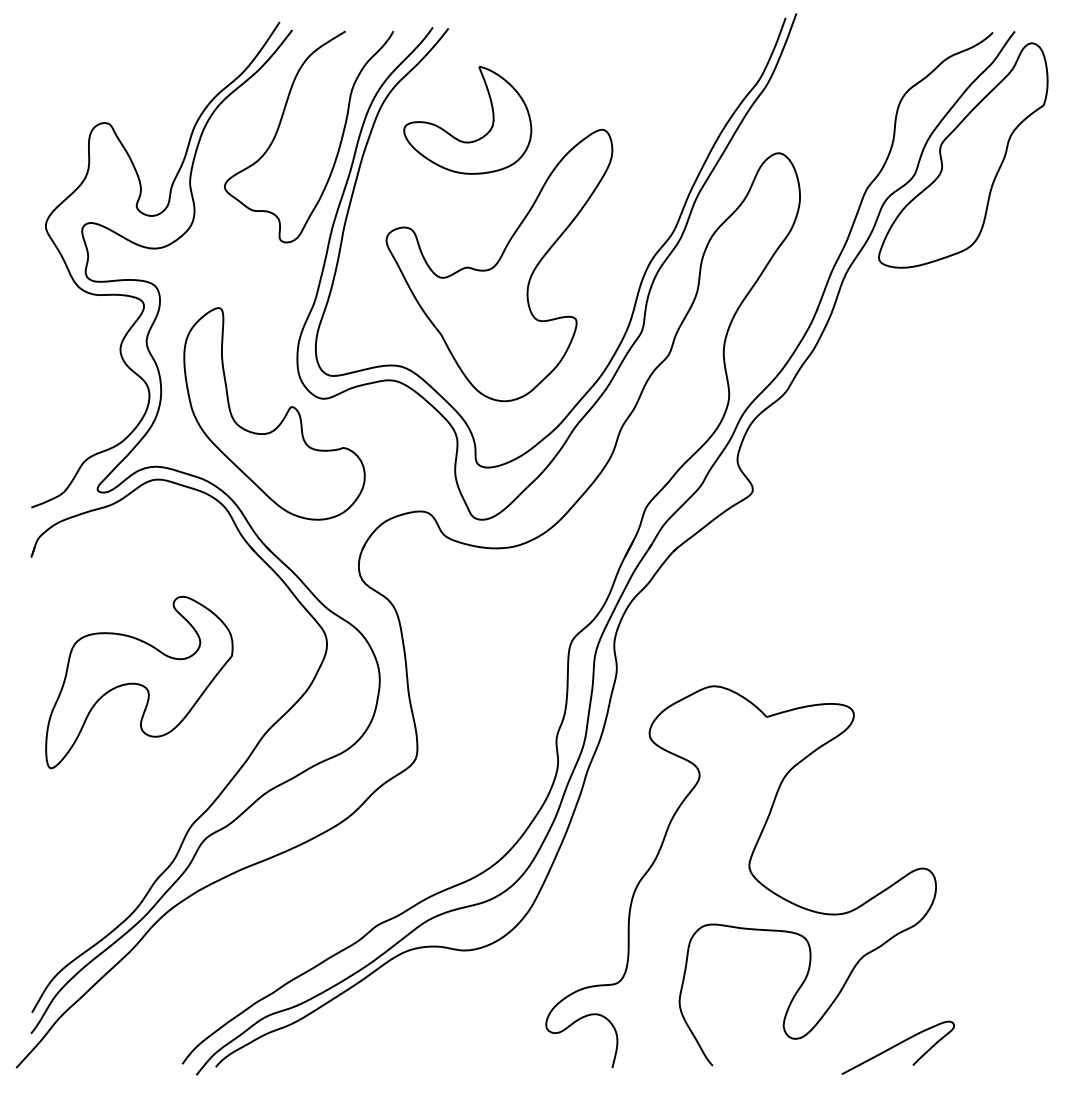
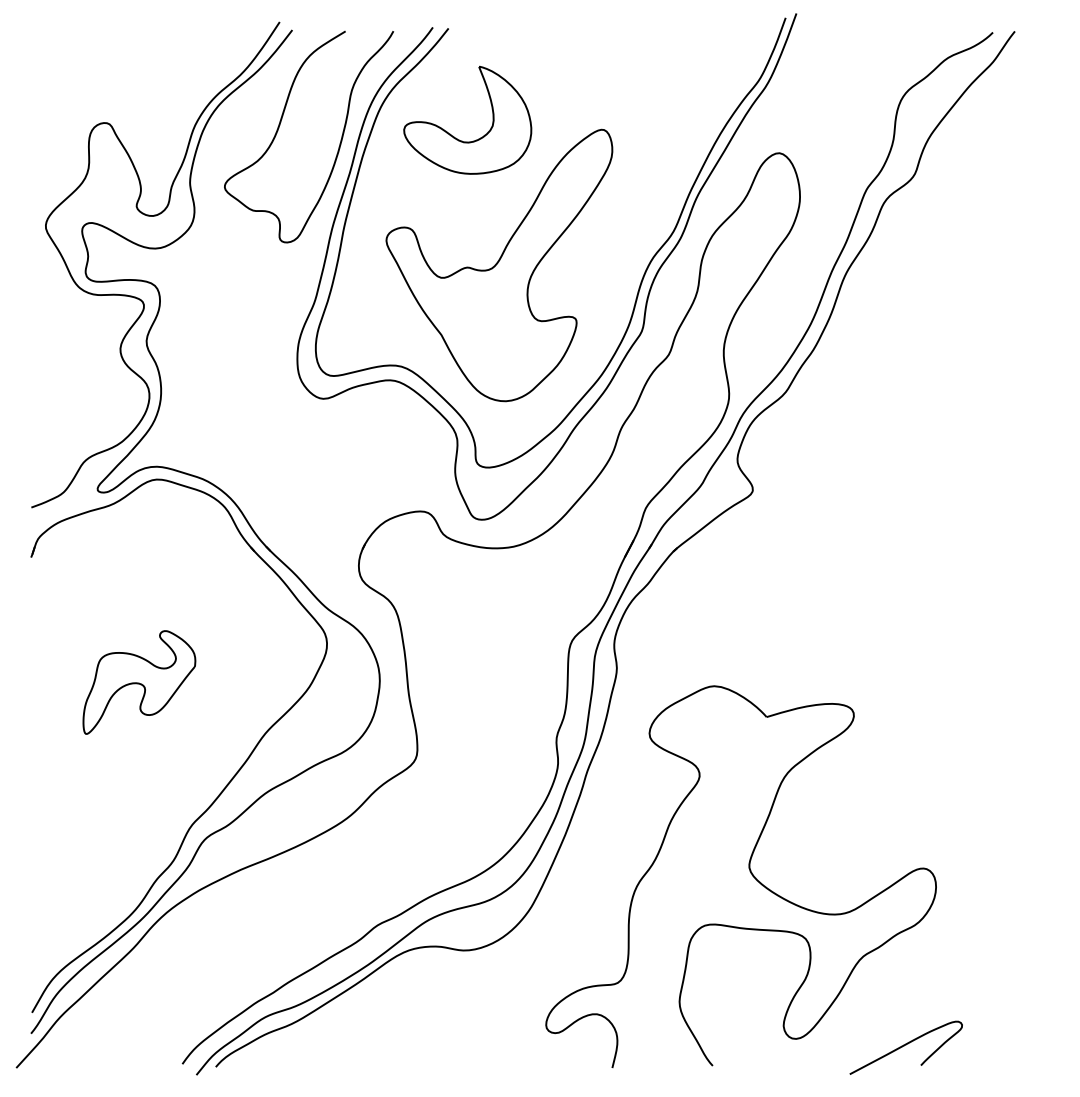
part: present -> none (963, 155)
part: present -> none (283, 417)
part size: 189x175 px -> 115x105 px (139, 682)
curve position: (896, 1046) -> (904, 1046) (904, 1046)
